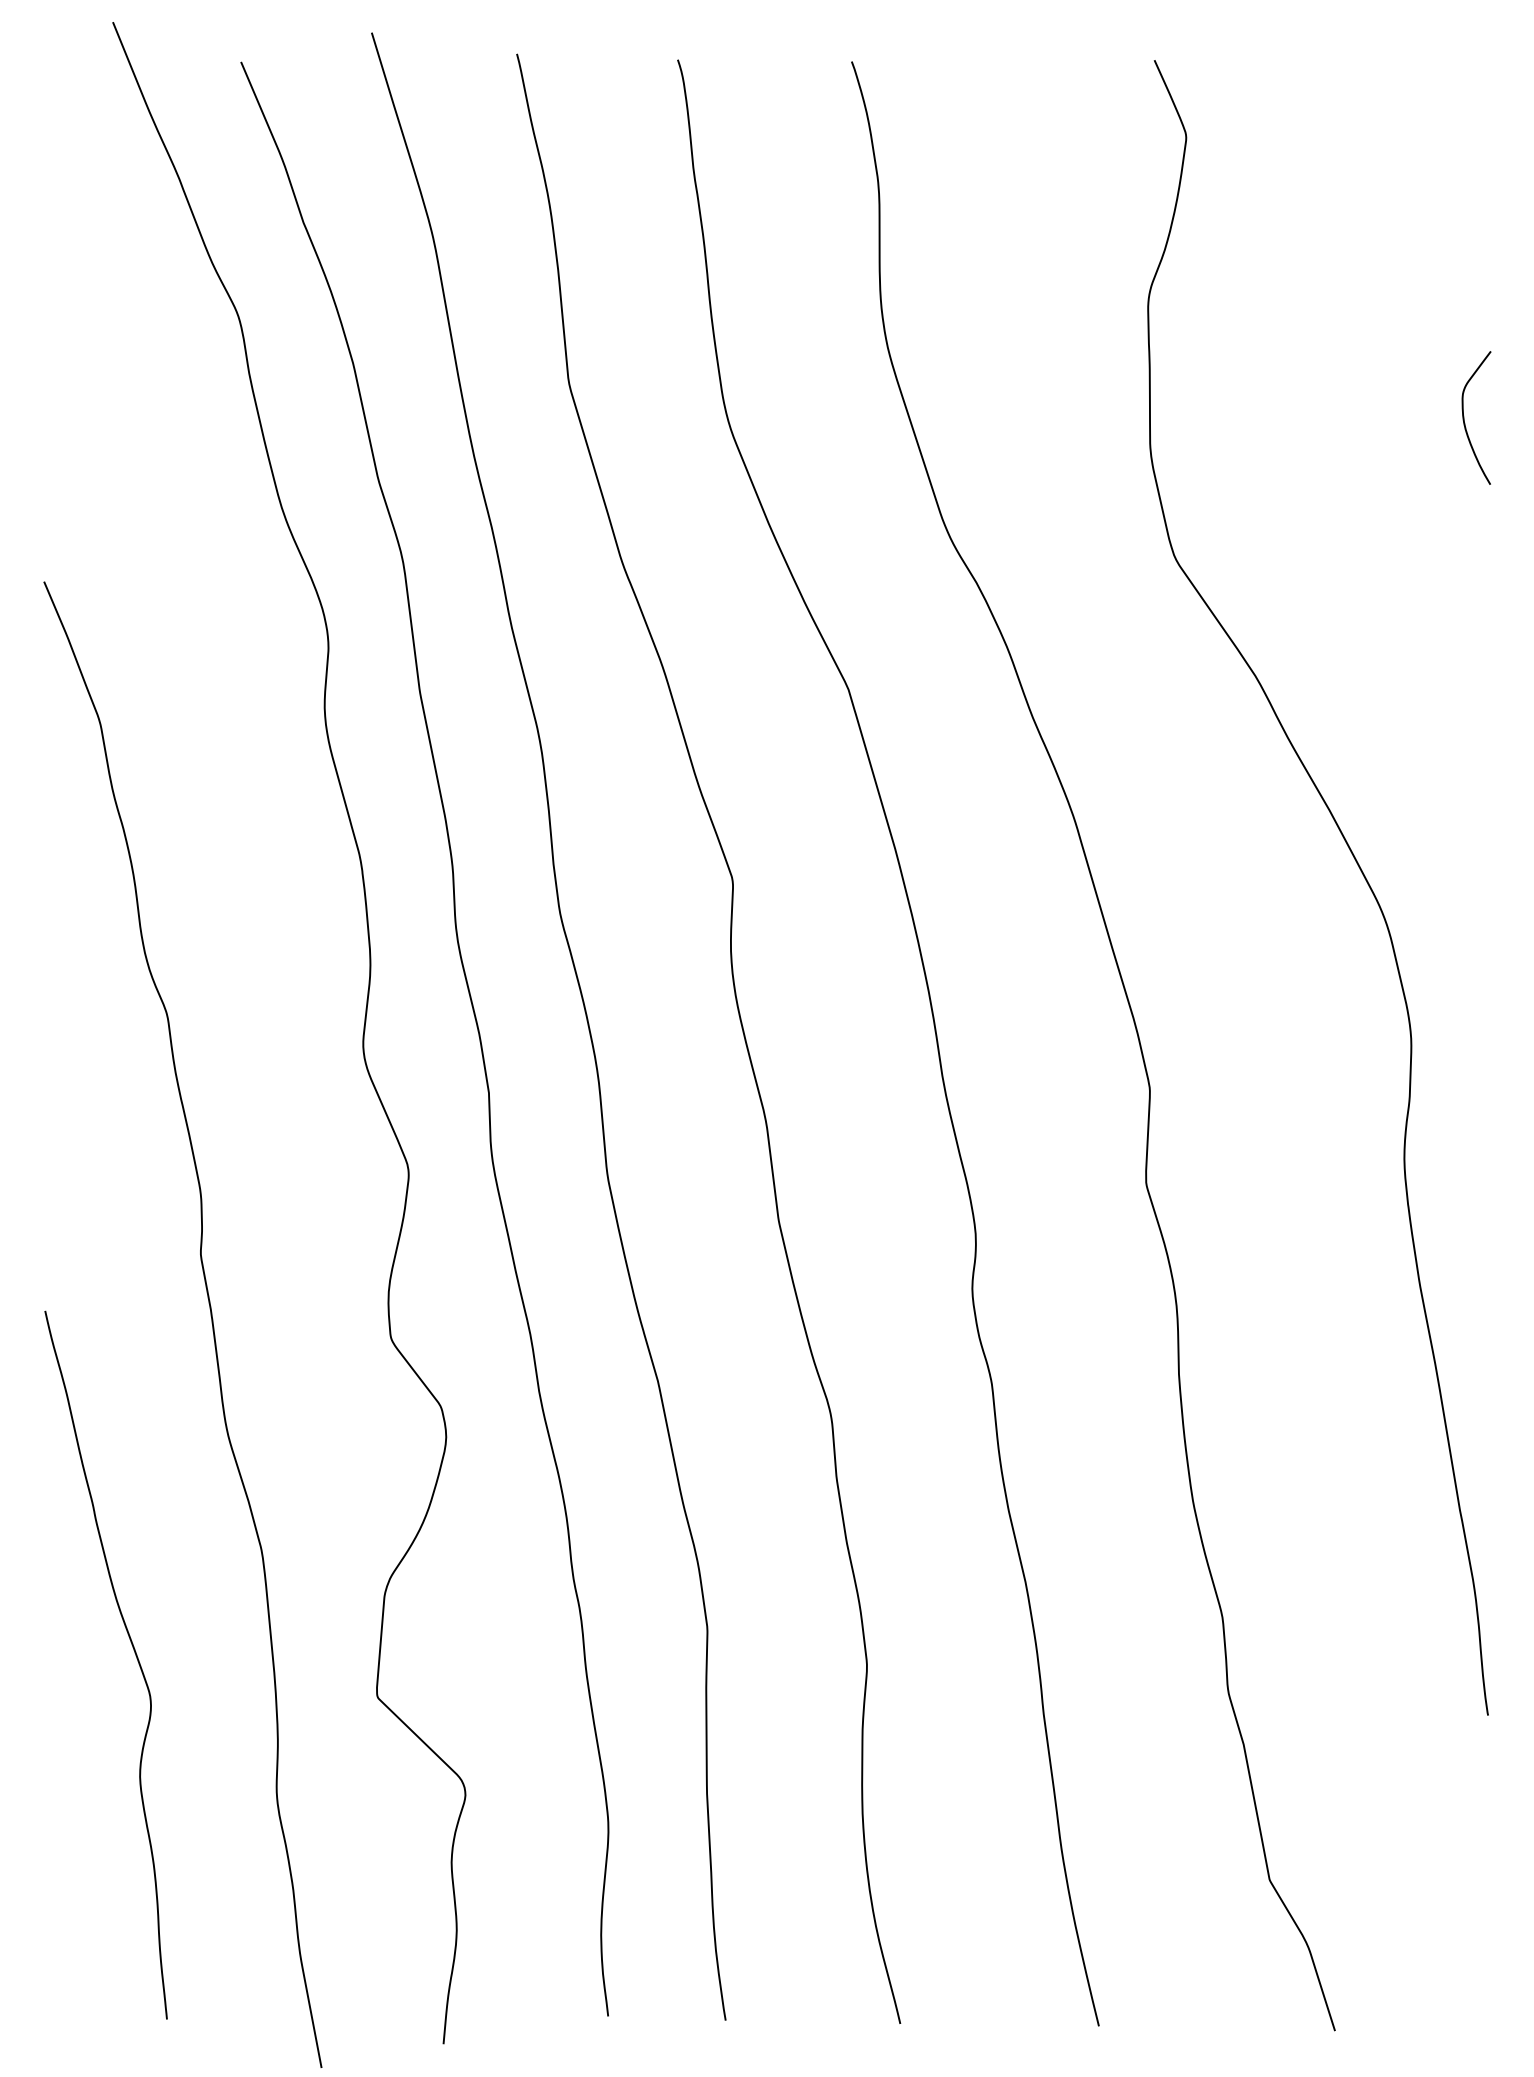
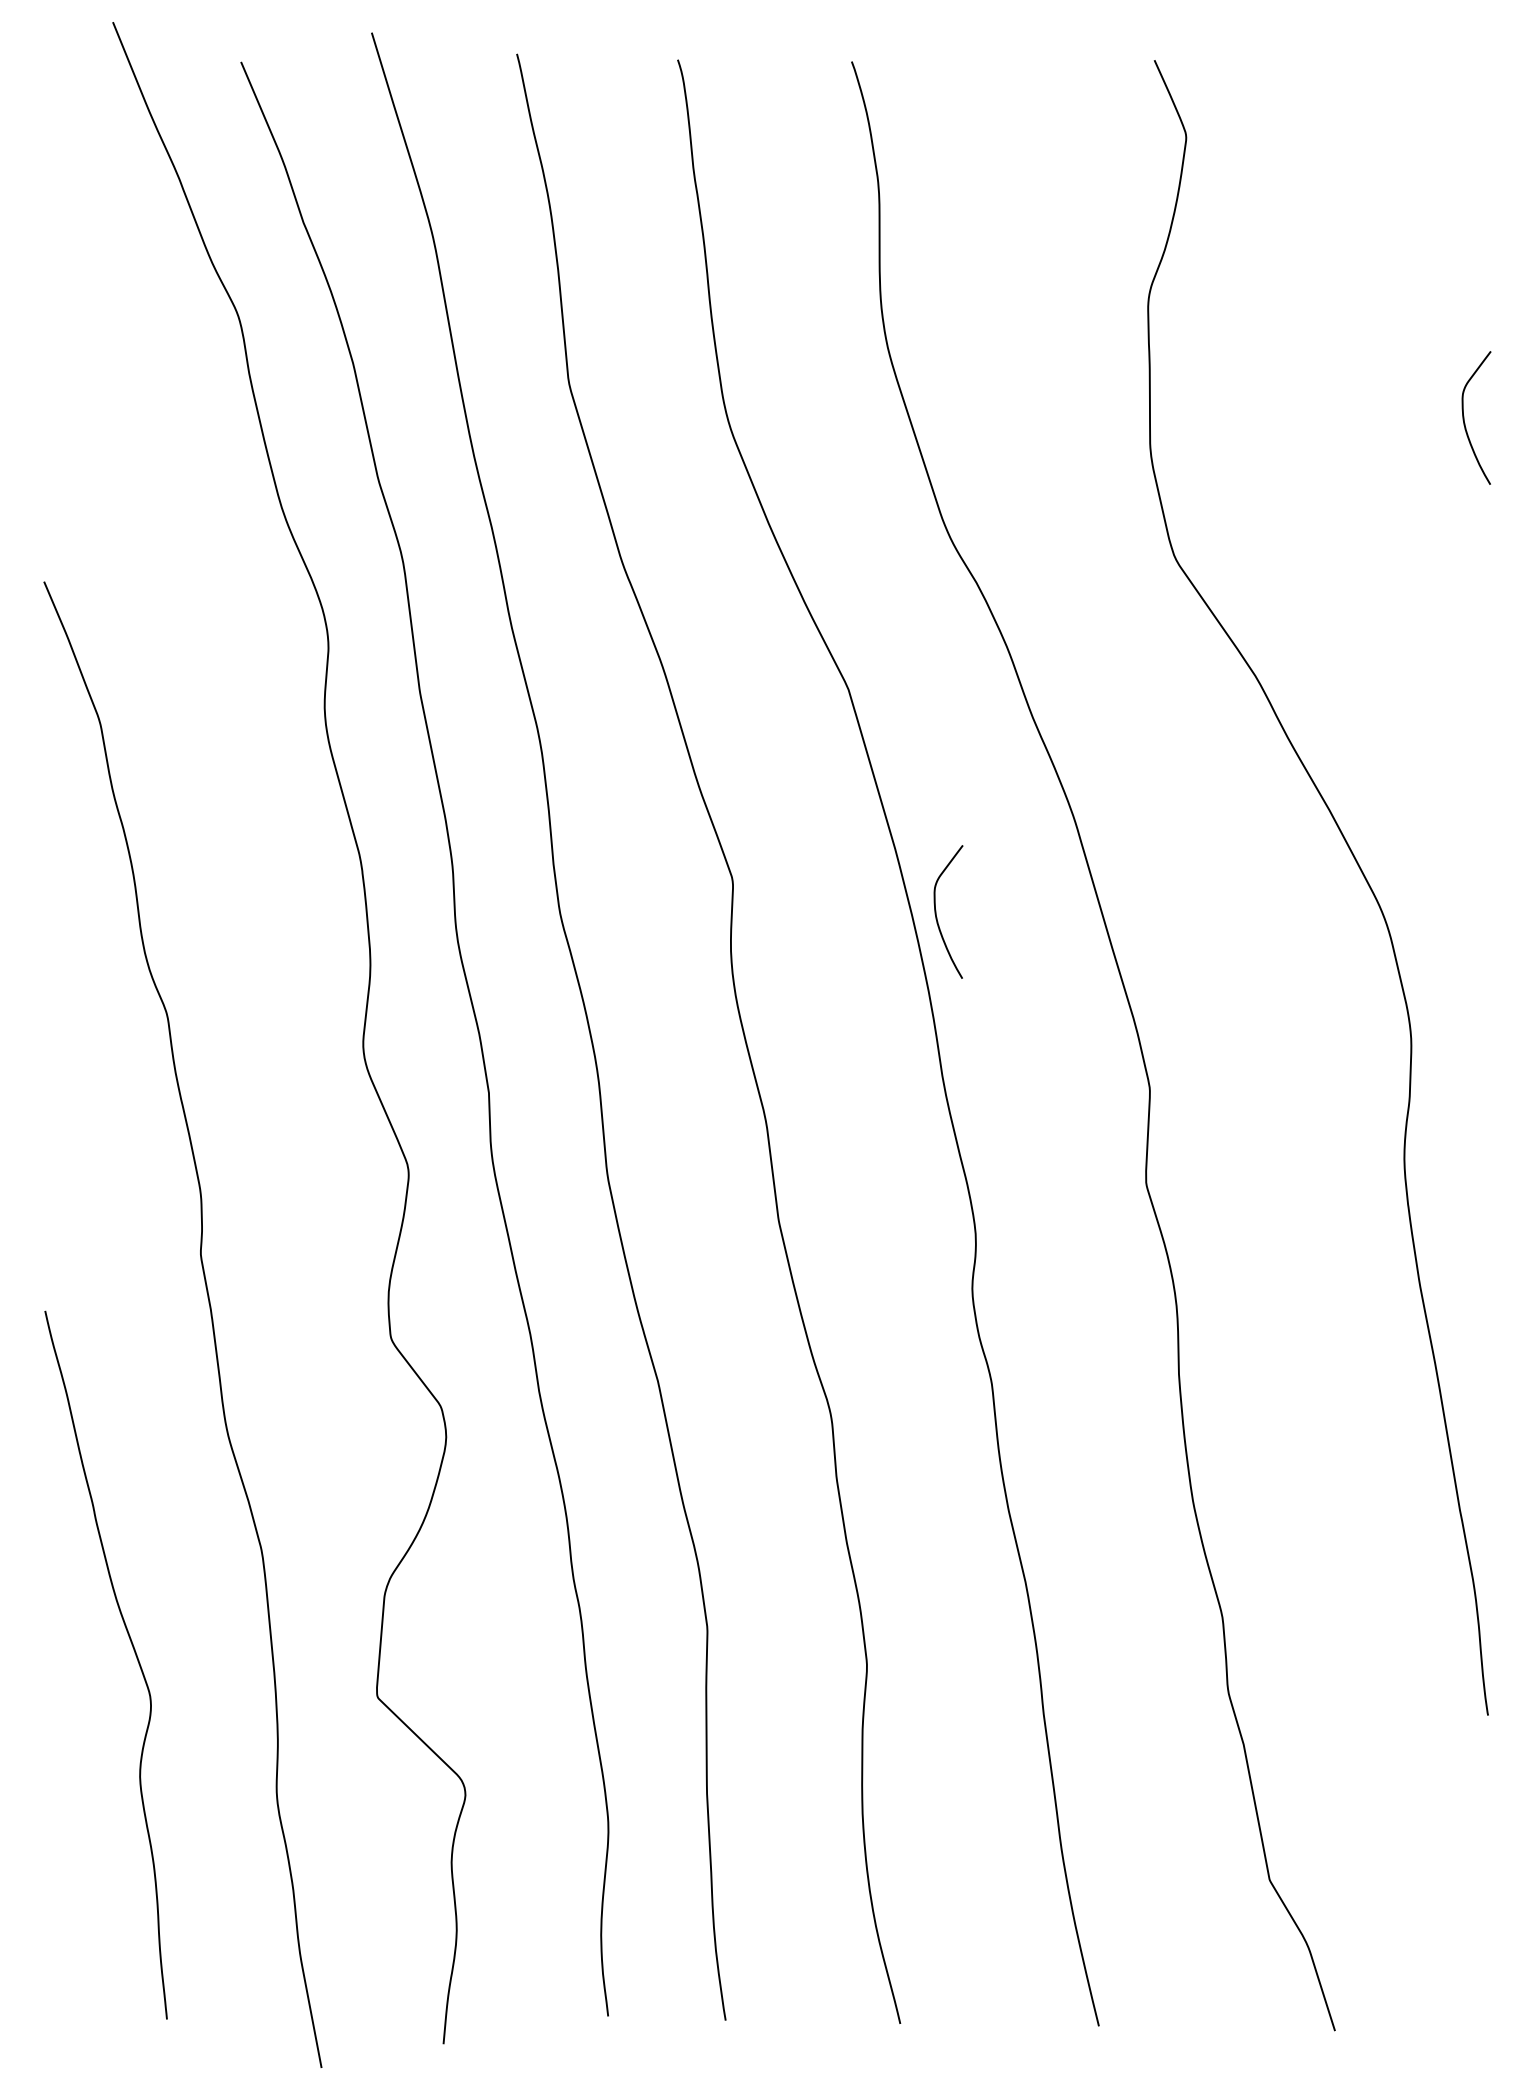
curve: none -> present (936, 911)
